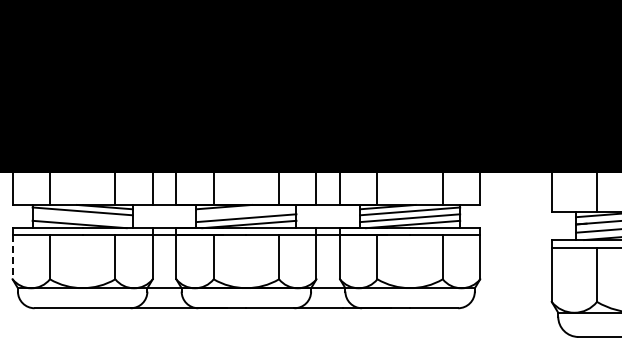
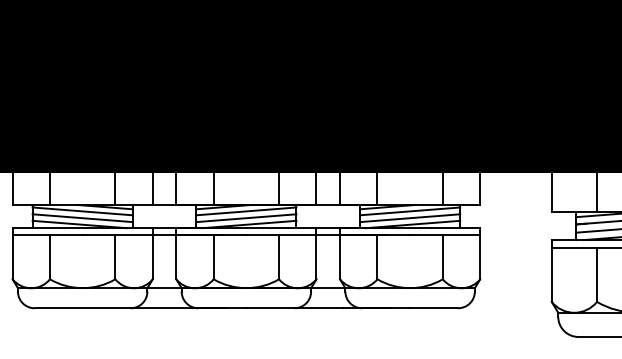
line: none -> present (246, 211)
line: none -> present (82, 218)
line: dashed -> solid (12, 257)
